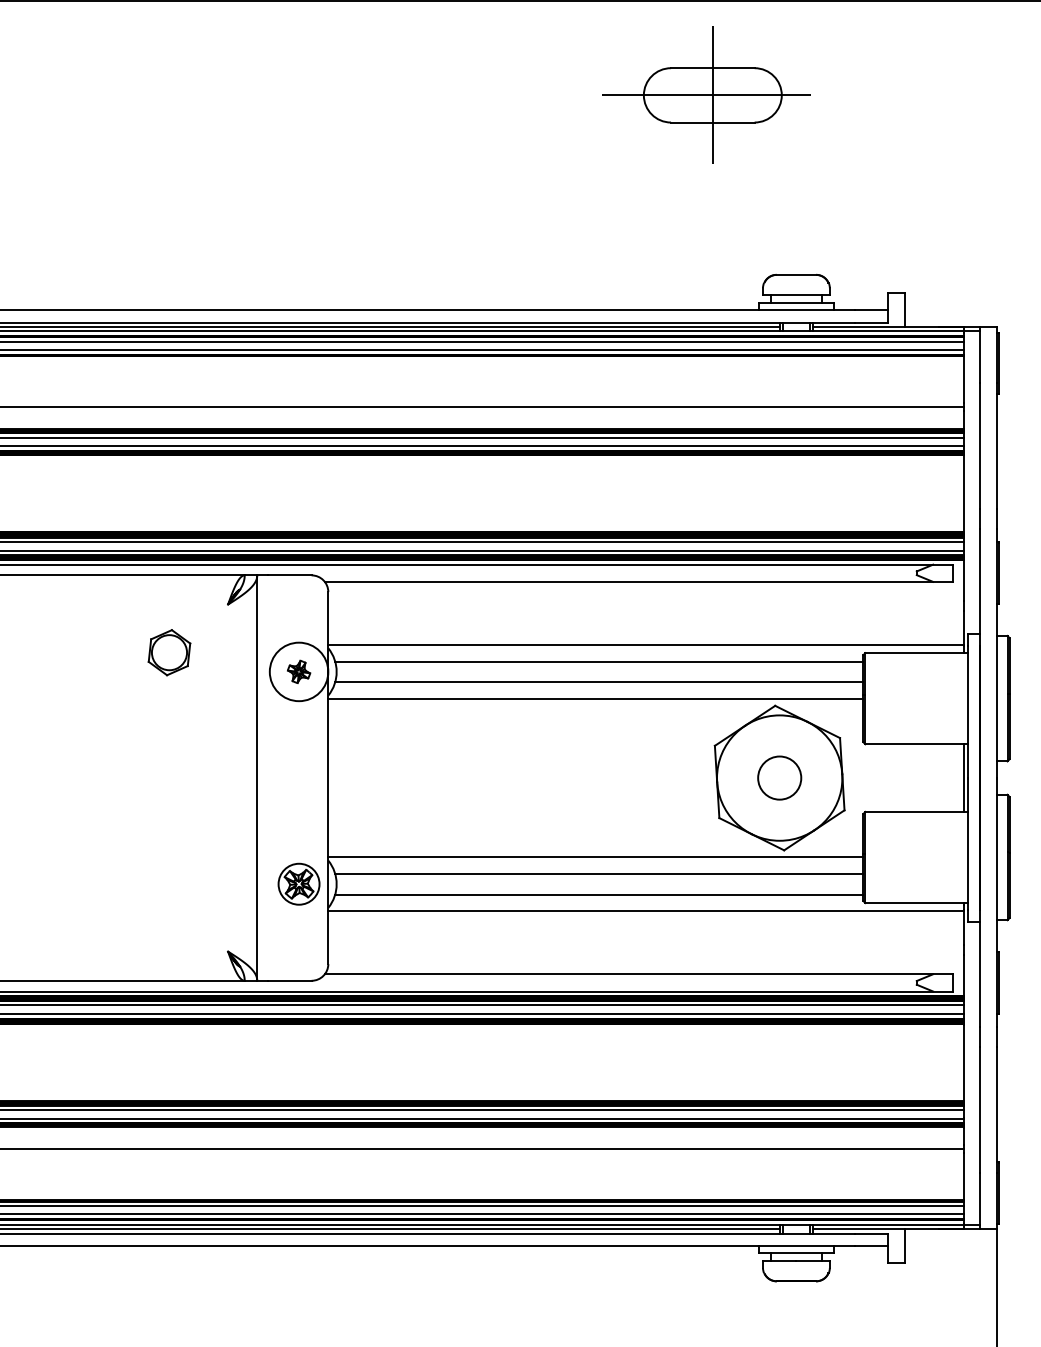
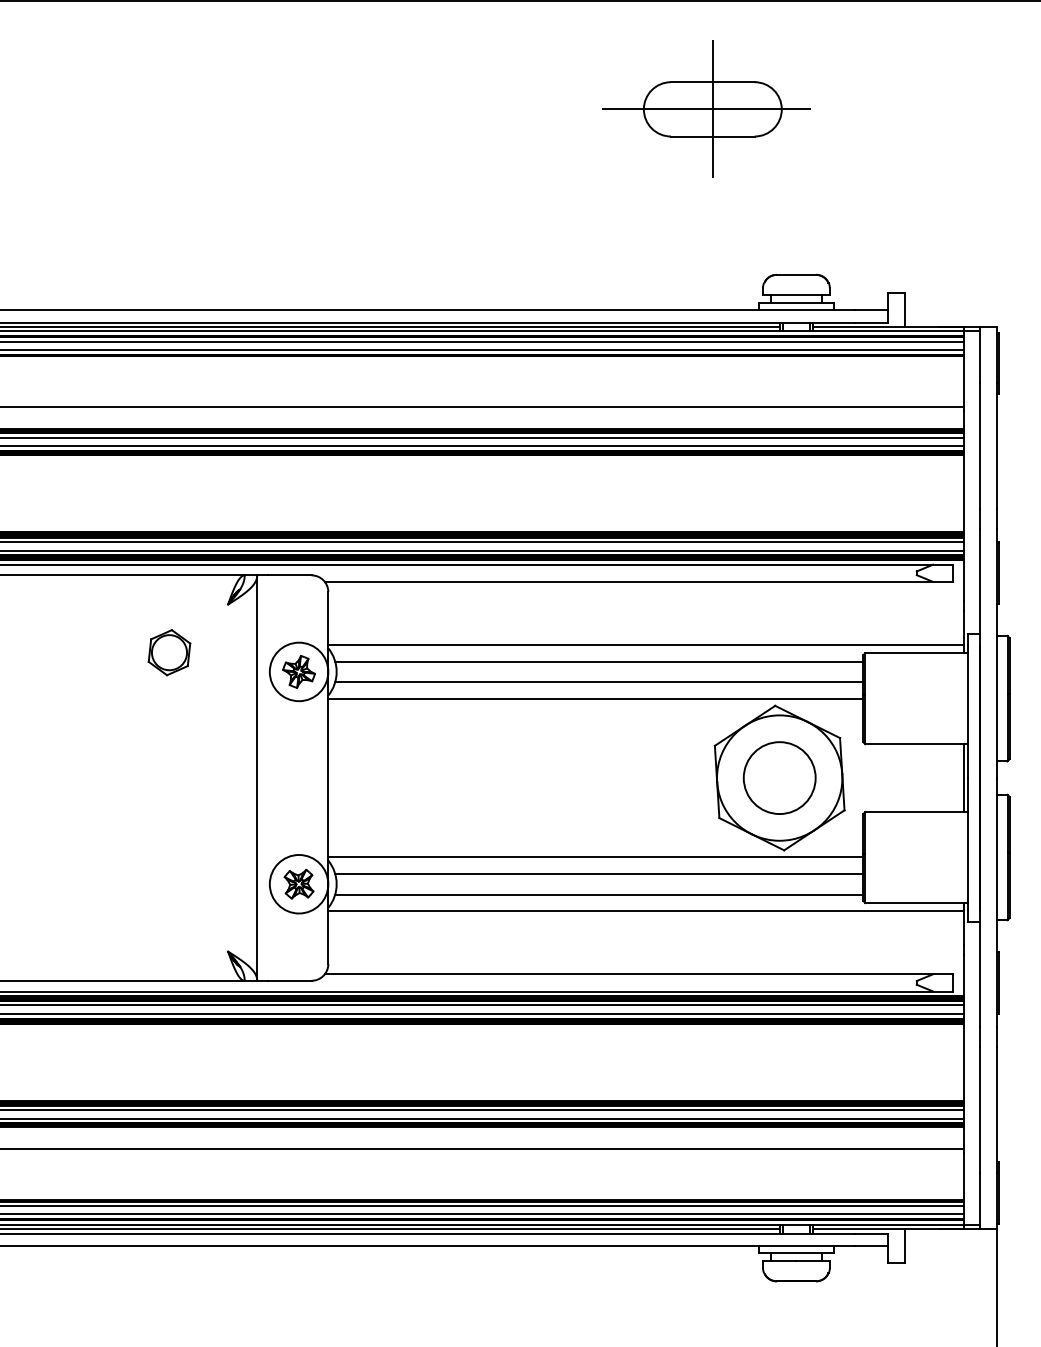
part position: (706, 94) -> (706, 108) (706, 108)
part size: 25x25 px -> 34x34 px (298, 671)
circle diameter: 43 px -> 72 px (779, 778)
circle diameter: 41 px -> 59 px (298, 884)
